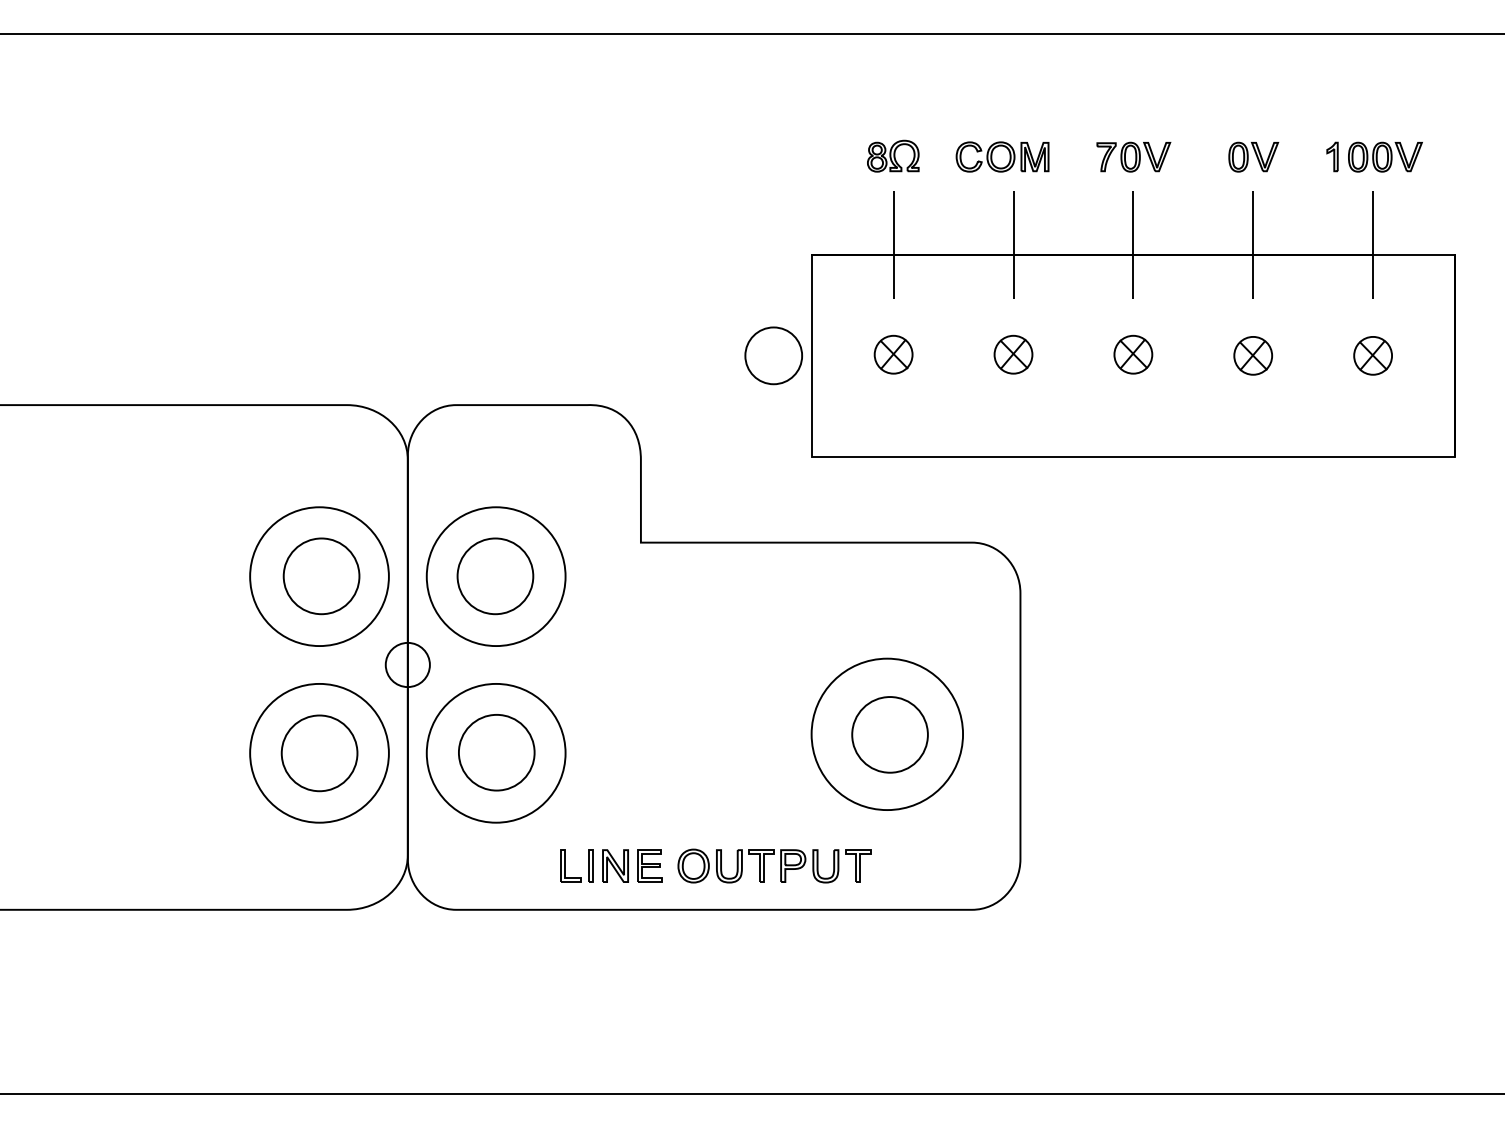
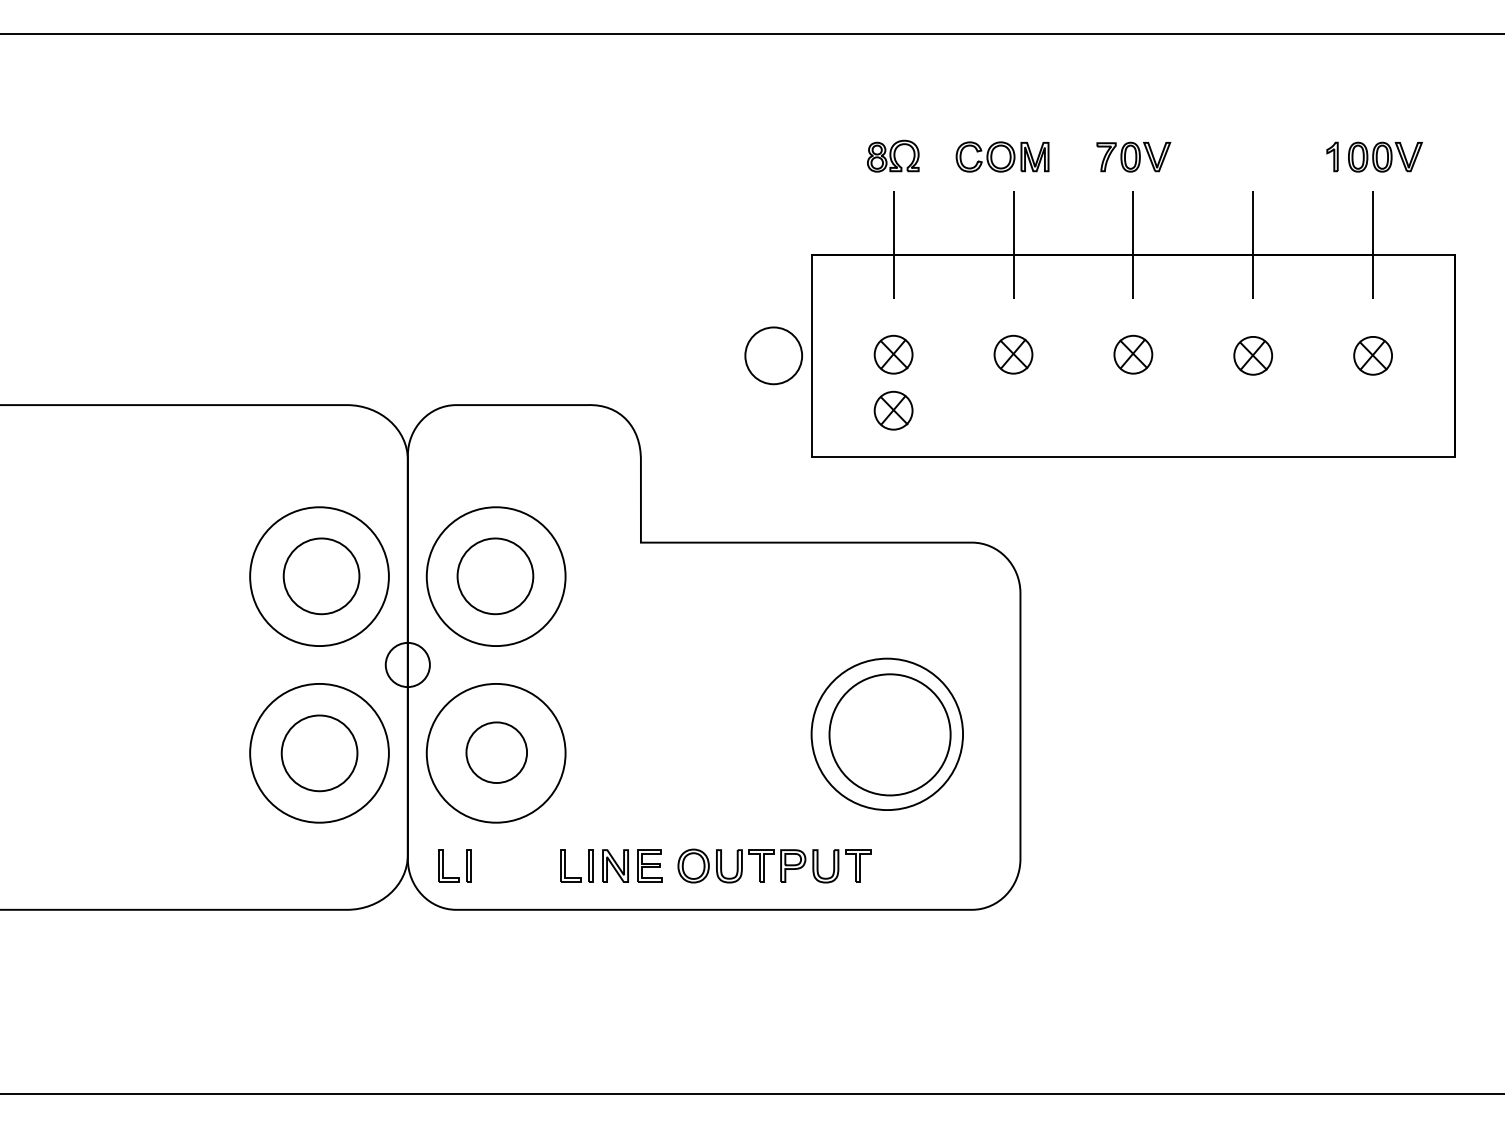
part: present -> none (1253, 156)
part: none -> present (893, 410)
circle diameter: 76 px -> 121 px (889, 734)
circle diameter: 76 px -> 61 px (496, 752)
part: none -> present (443, 865)
